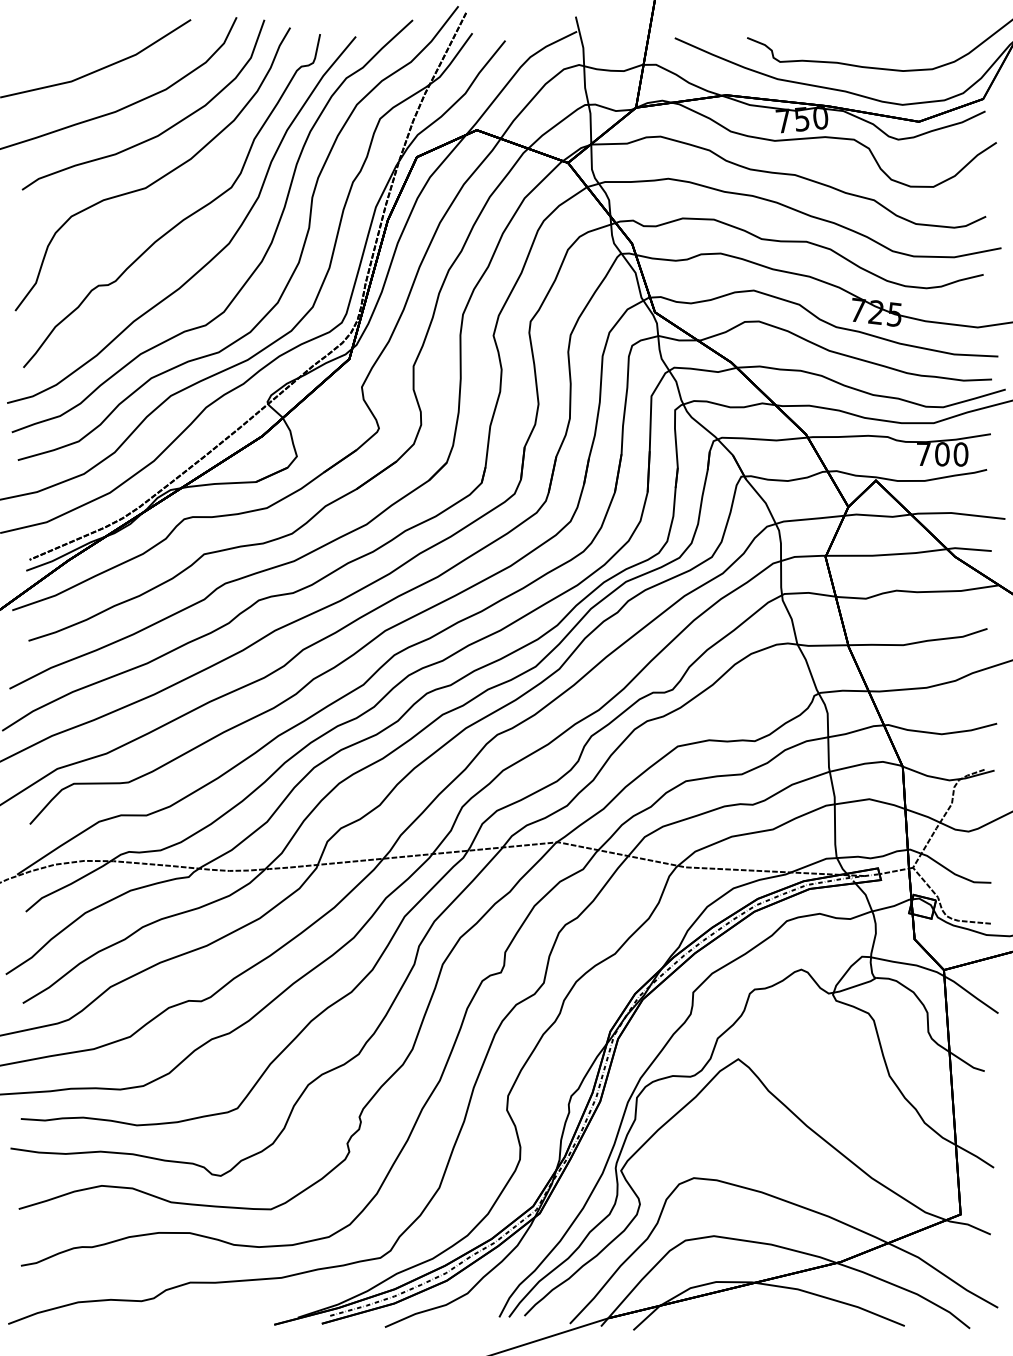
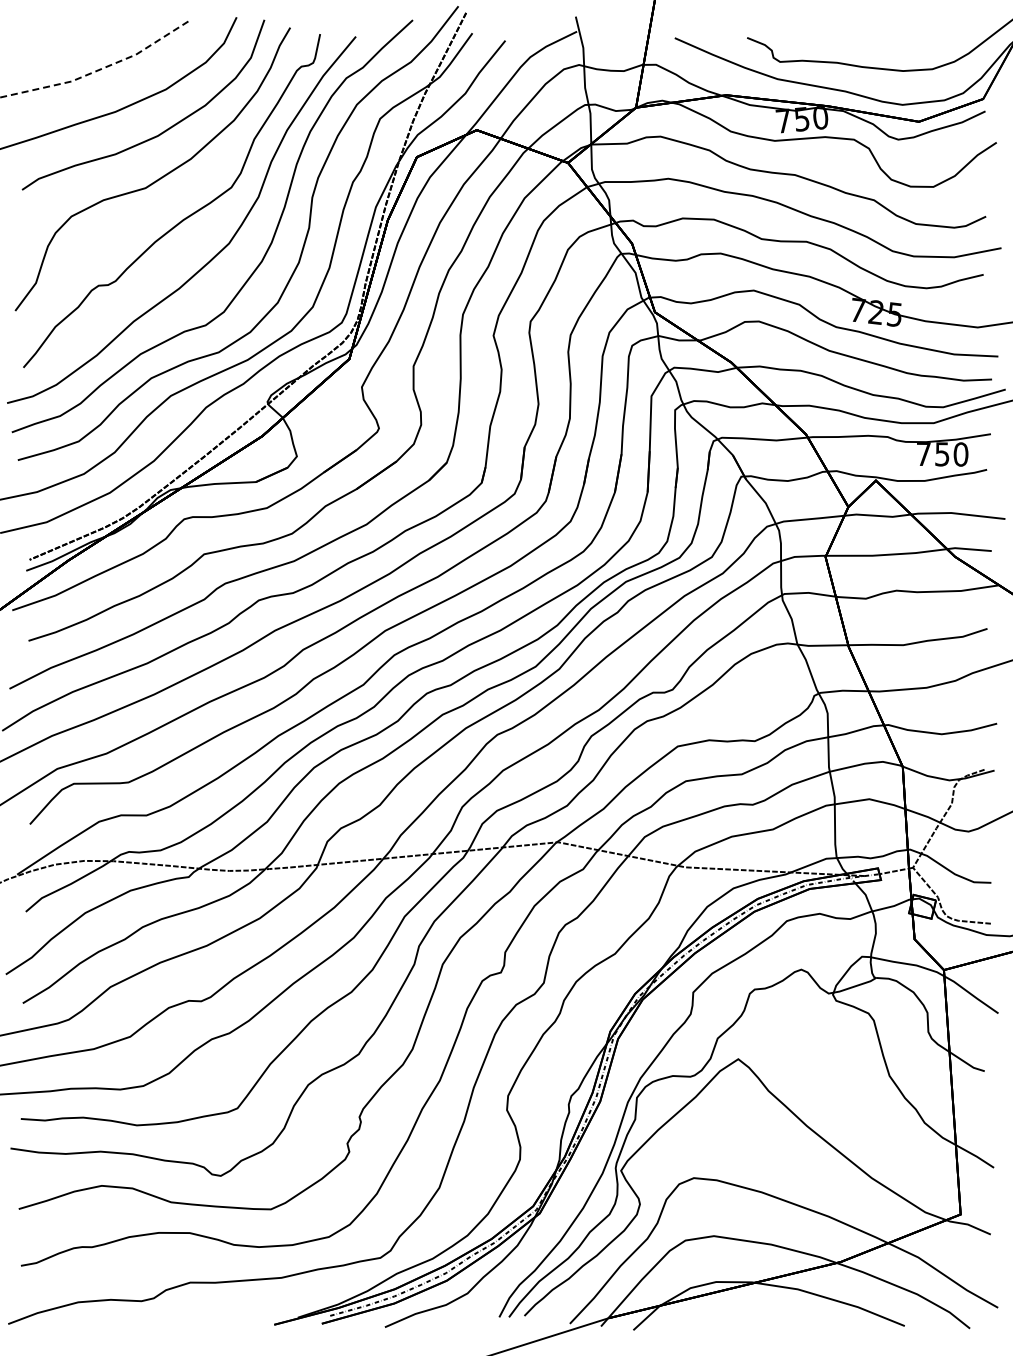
line: solid -> dashed (100, 69)
text: 700 -> 750 (942, 454)
